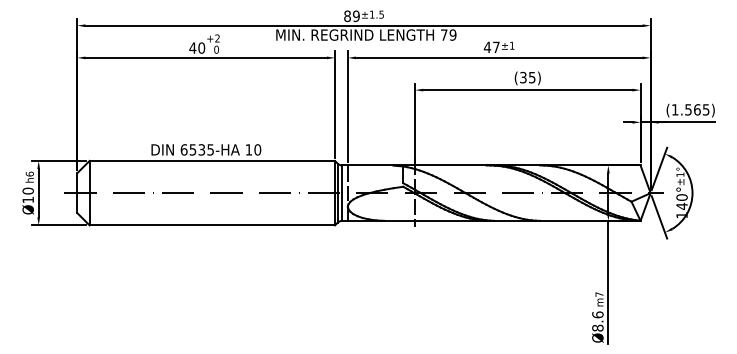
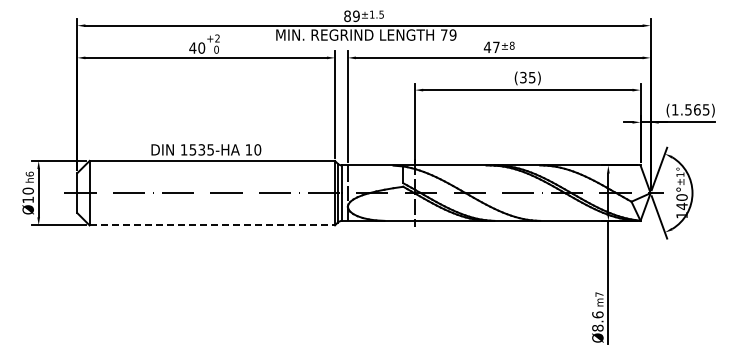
text: ±1 -> ±8 (511, 45)
text: 6535-HA -> 1535-HA (183, 149)
line: solid -> dashed (212, 225)
